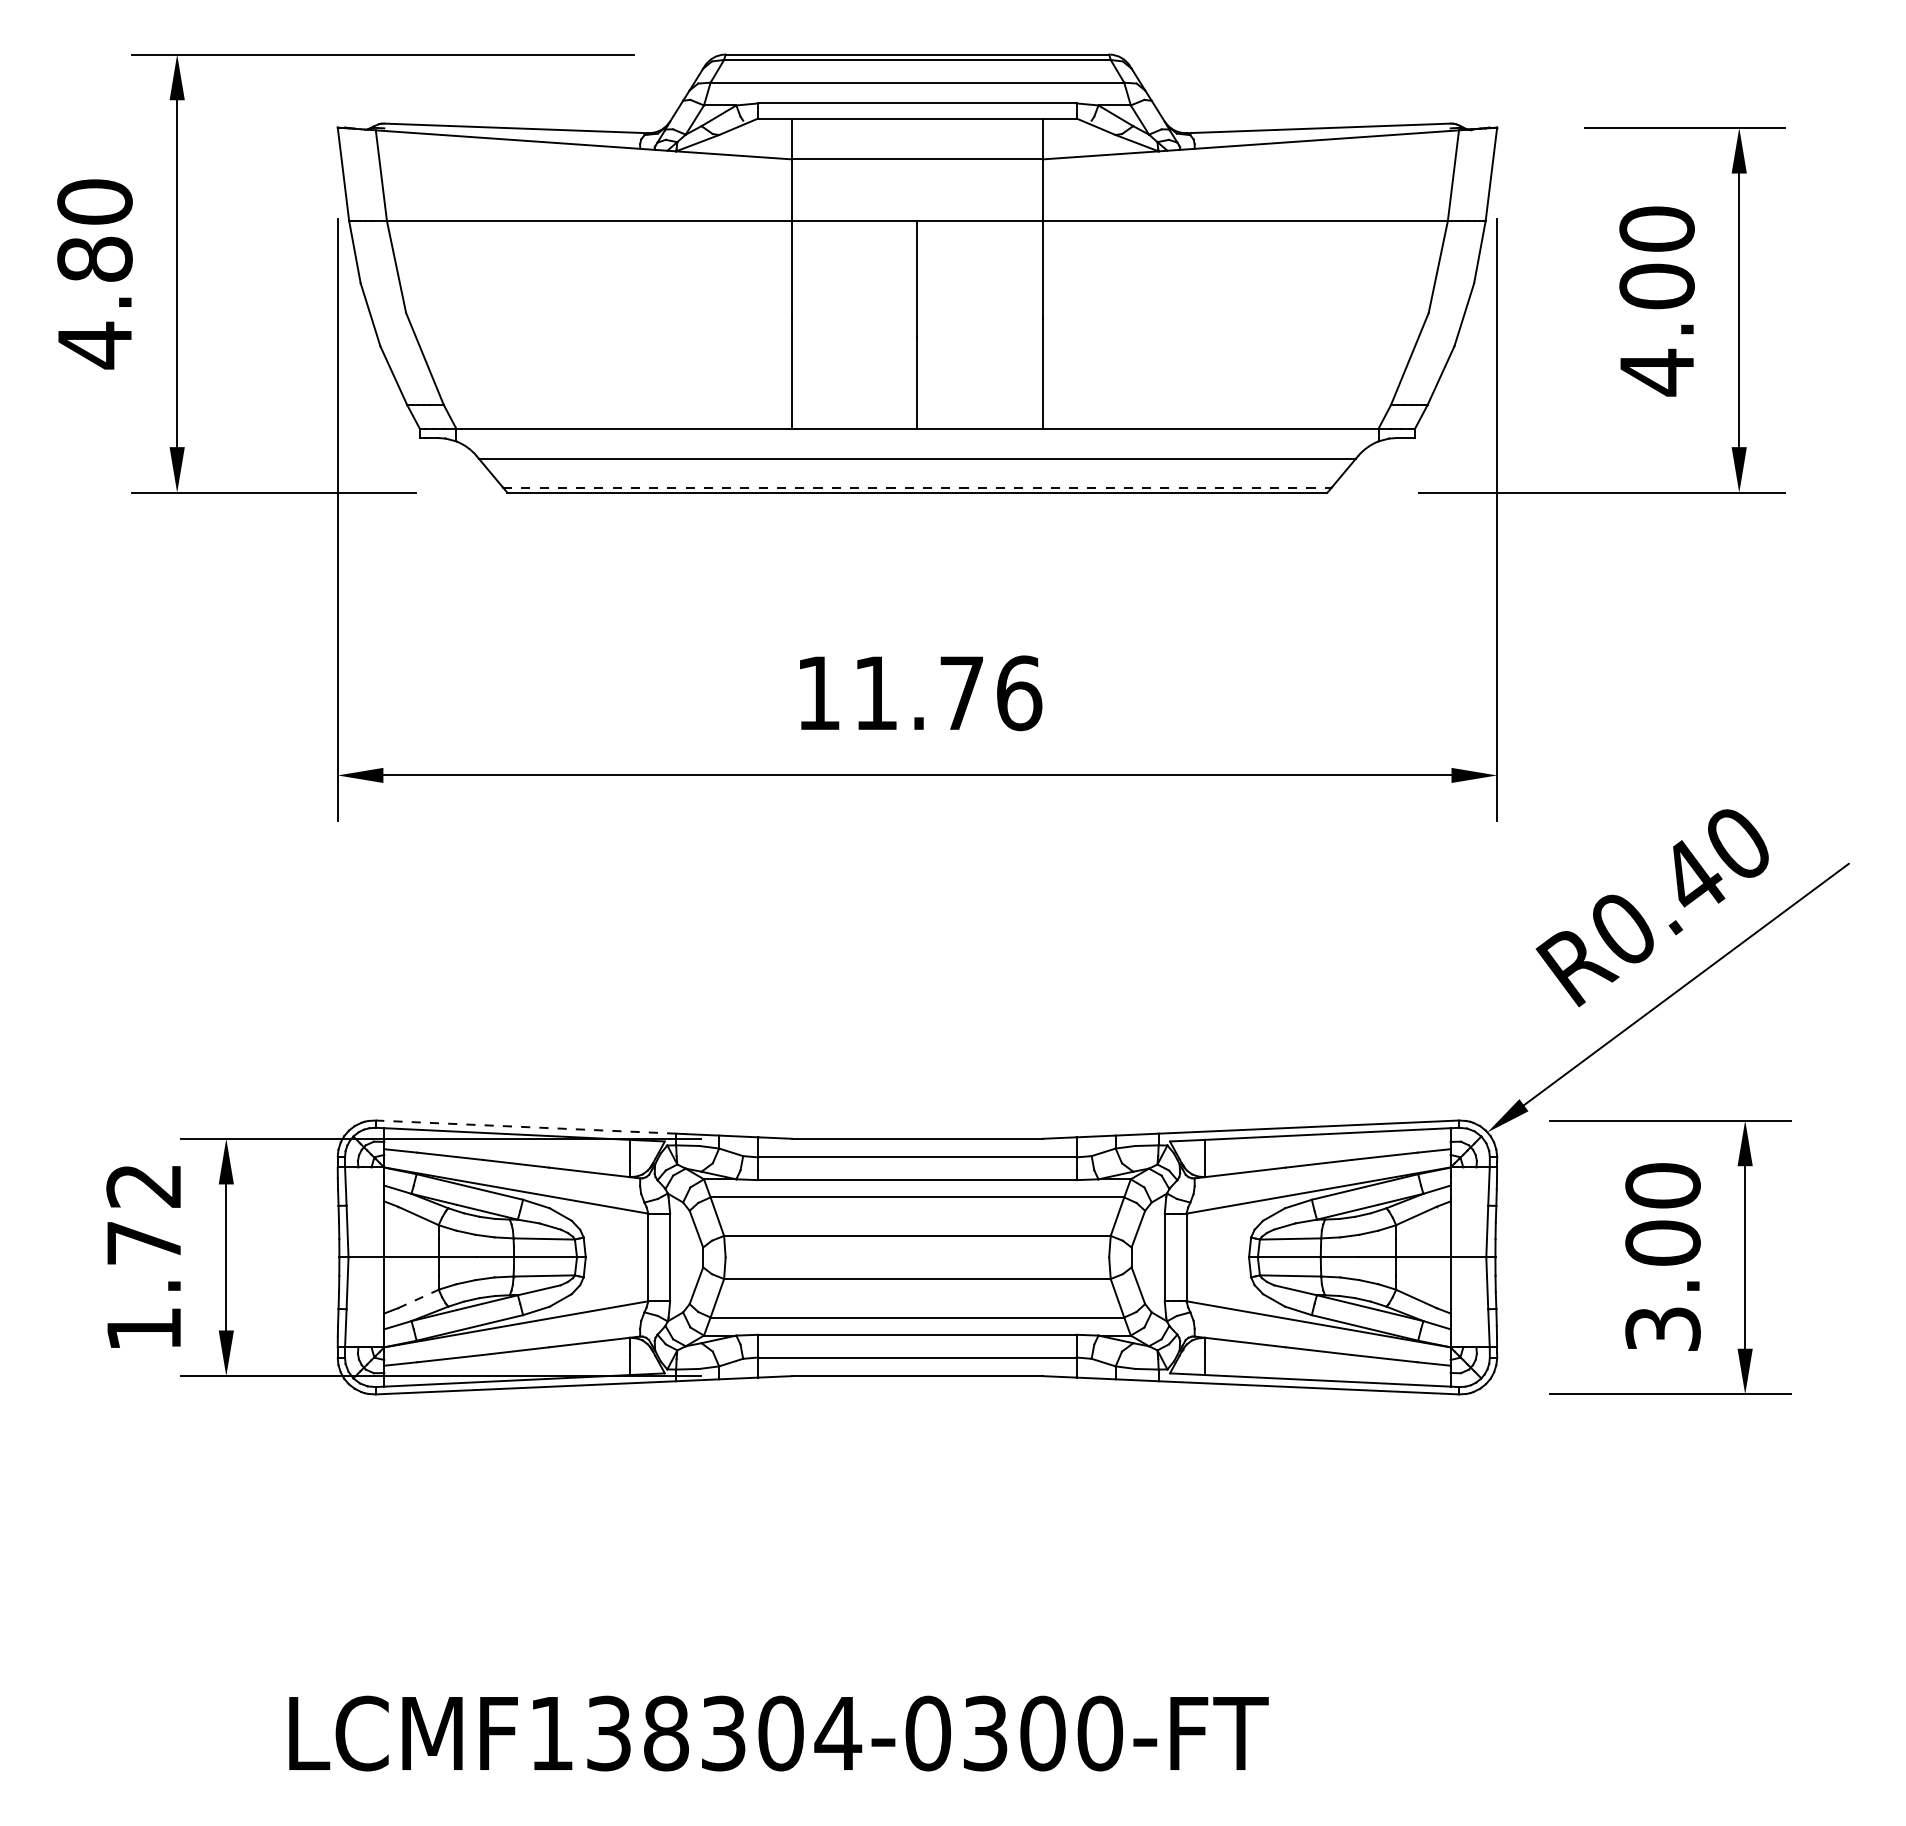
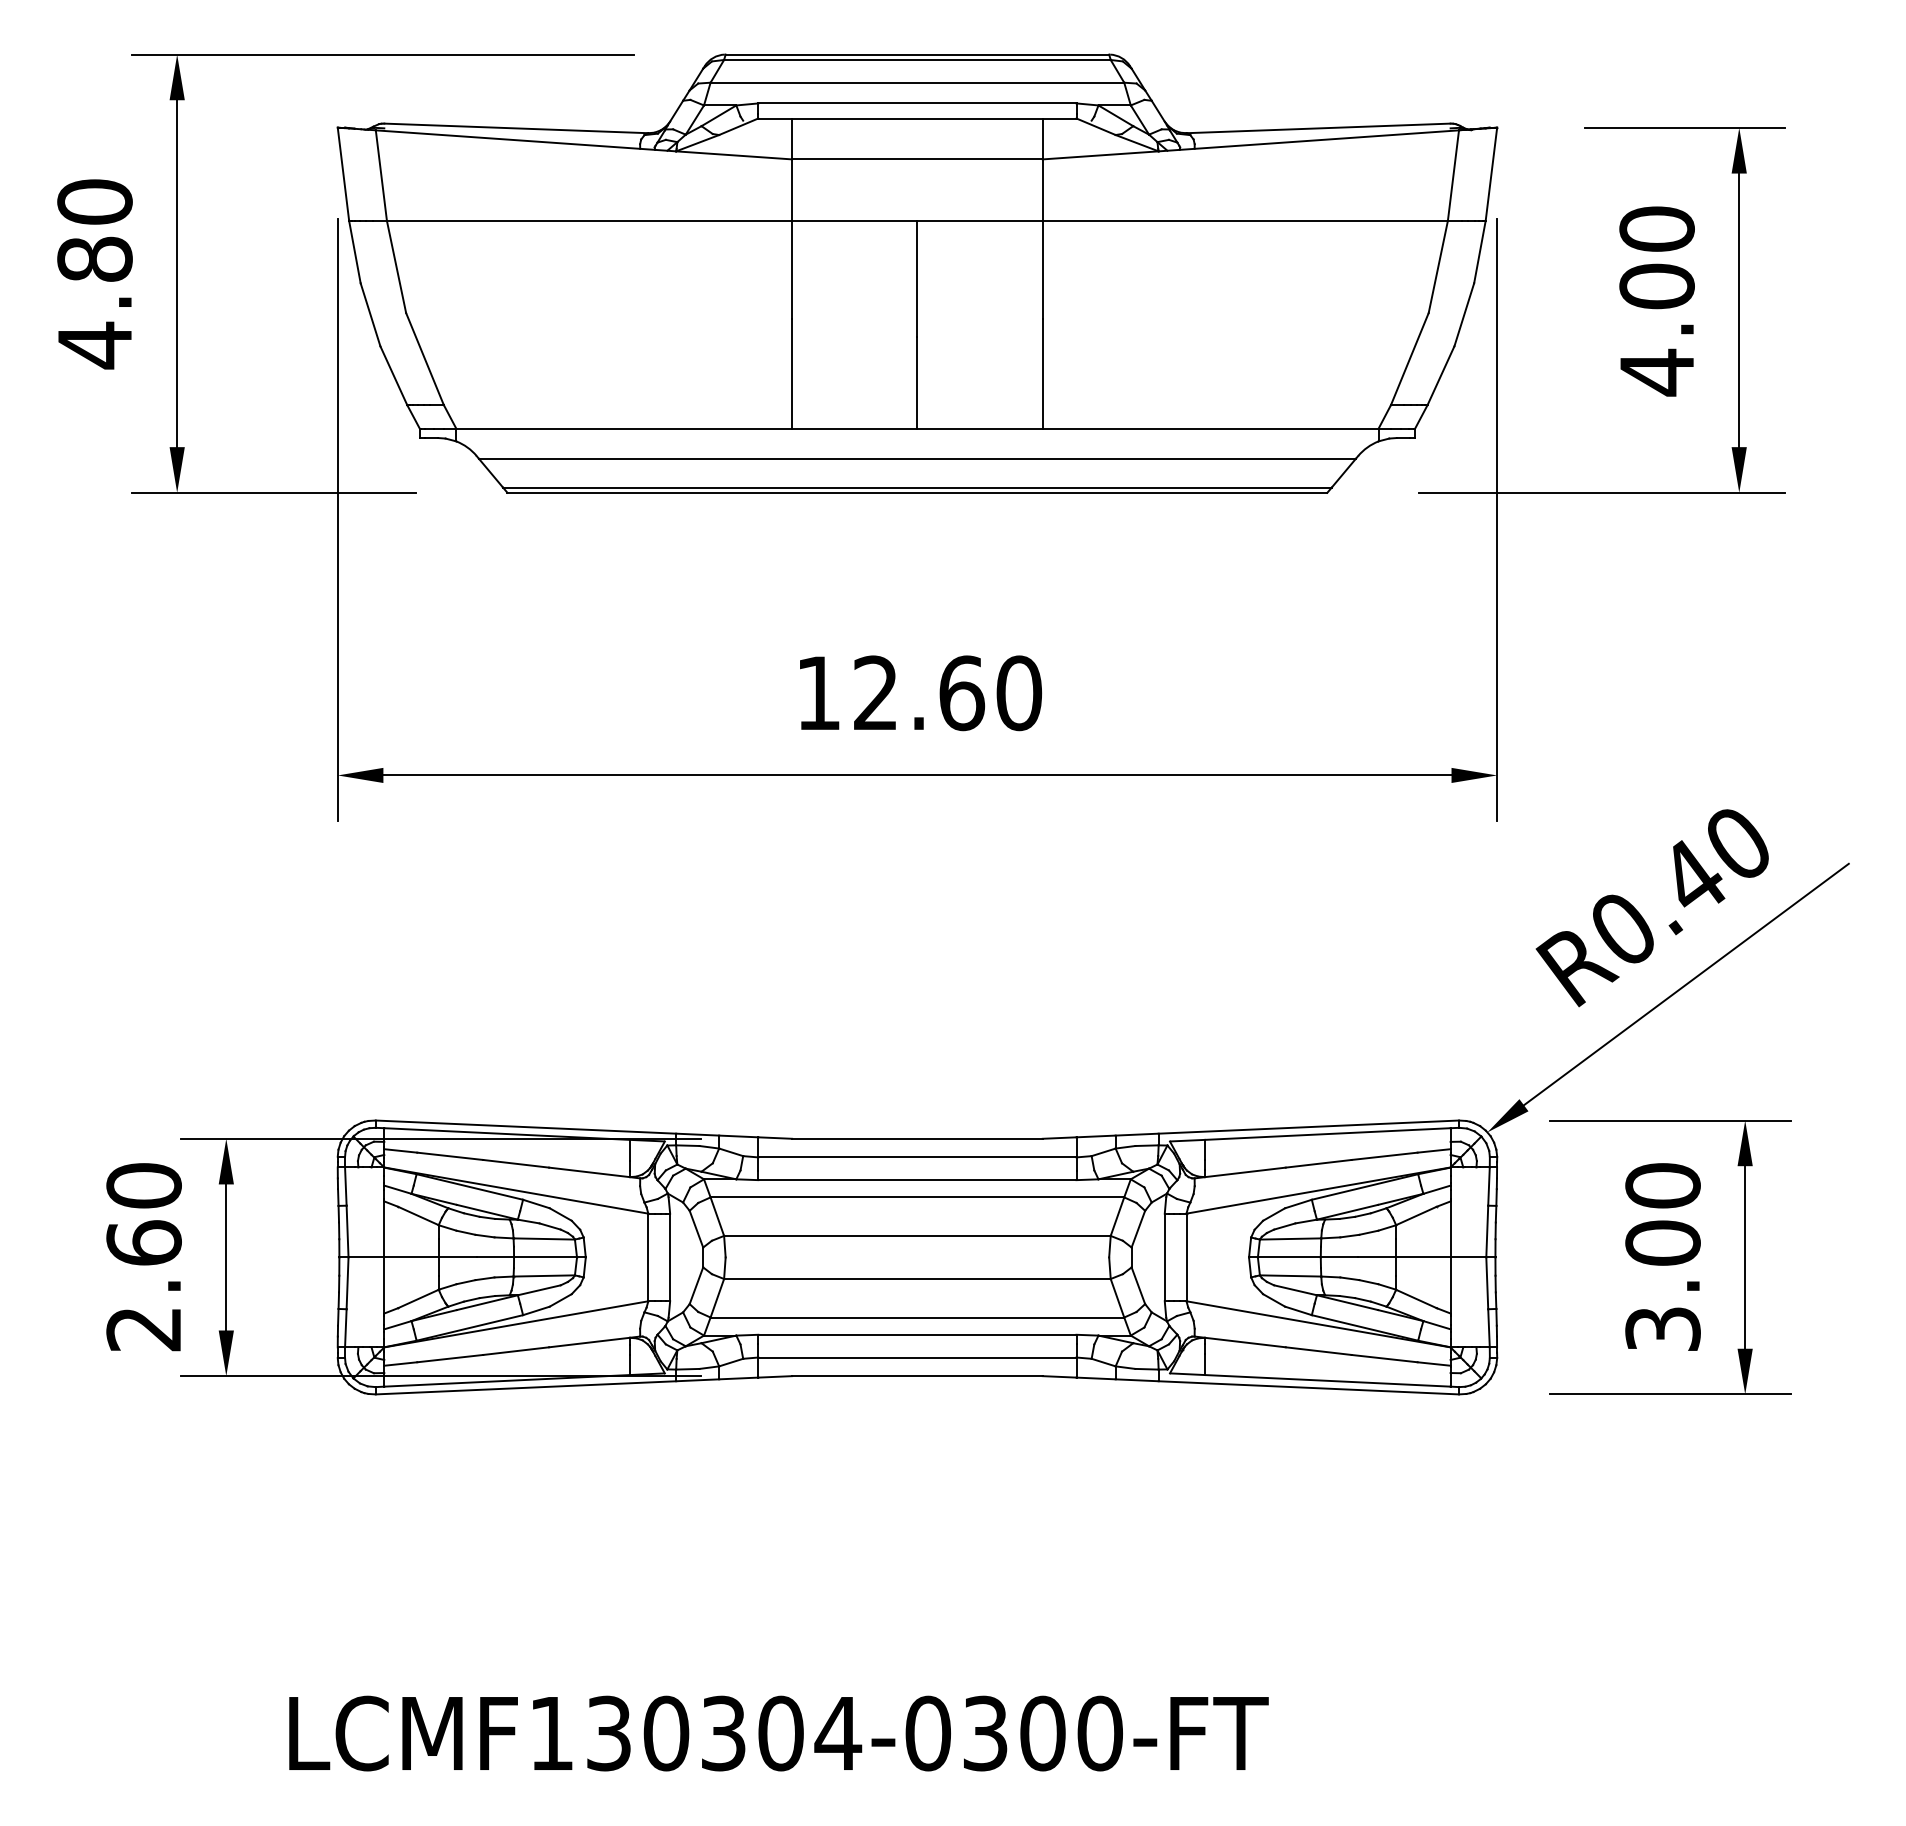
line: dashed -> solid (917, 487)
text: 11.76 -> 12.60 (948, 693)
line: dashed -> solid (525, 1127)
text: 1.72 -> 2.60 (143, 1257)
line: dashed -> solid (418, 1298)
text: LCMF138304-0300-FT -> LCMF130304-0300-FT (666, 1733)
